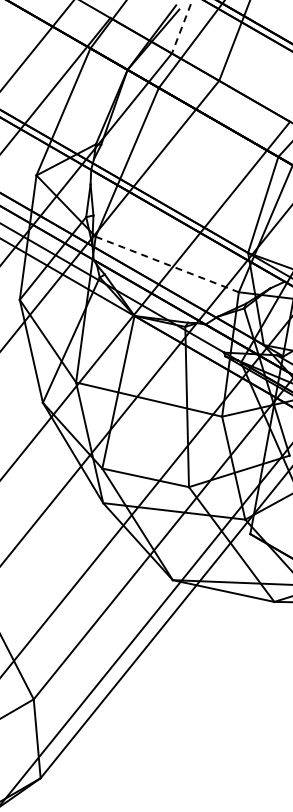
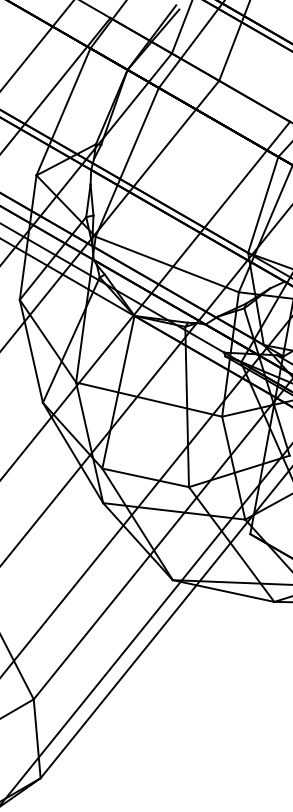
line: dashed -> solid (181, 27)
line: dashed -> solid (167, 264)
